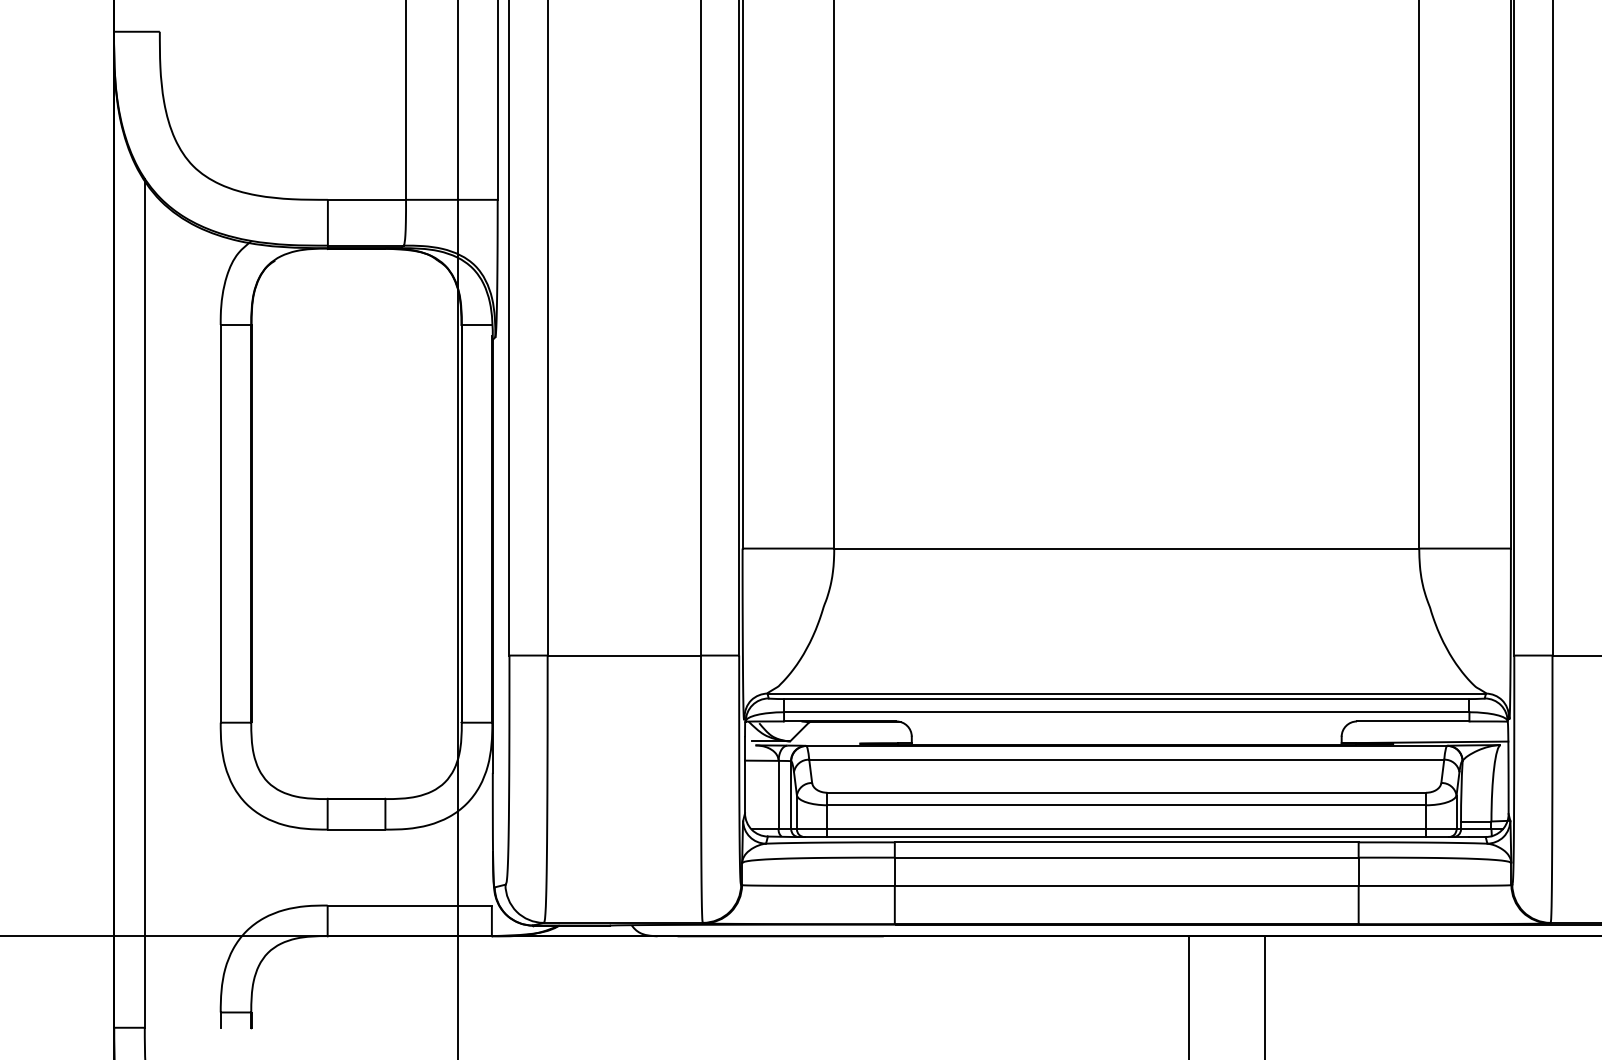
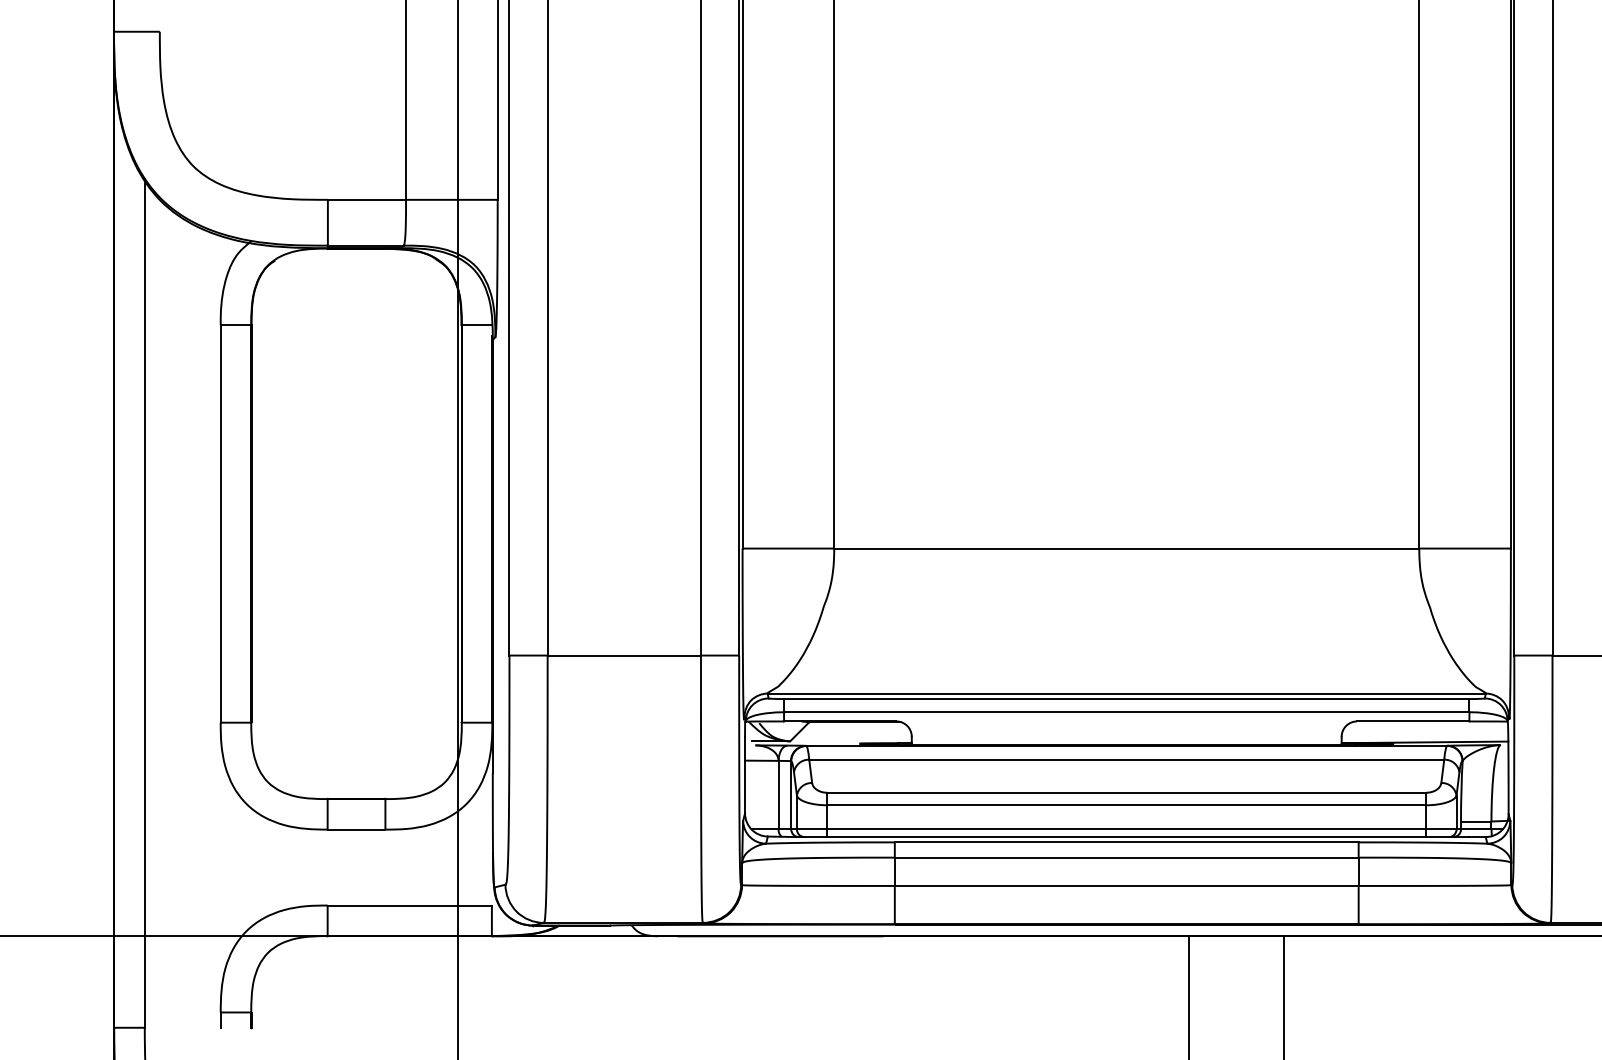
line position: (1265, 996) -> (1284, 996) (1284, 996)
